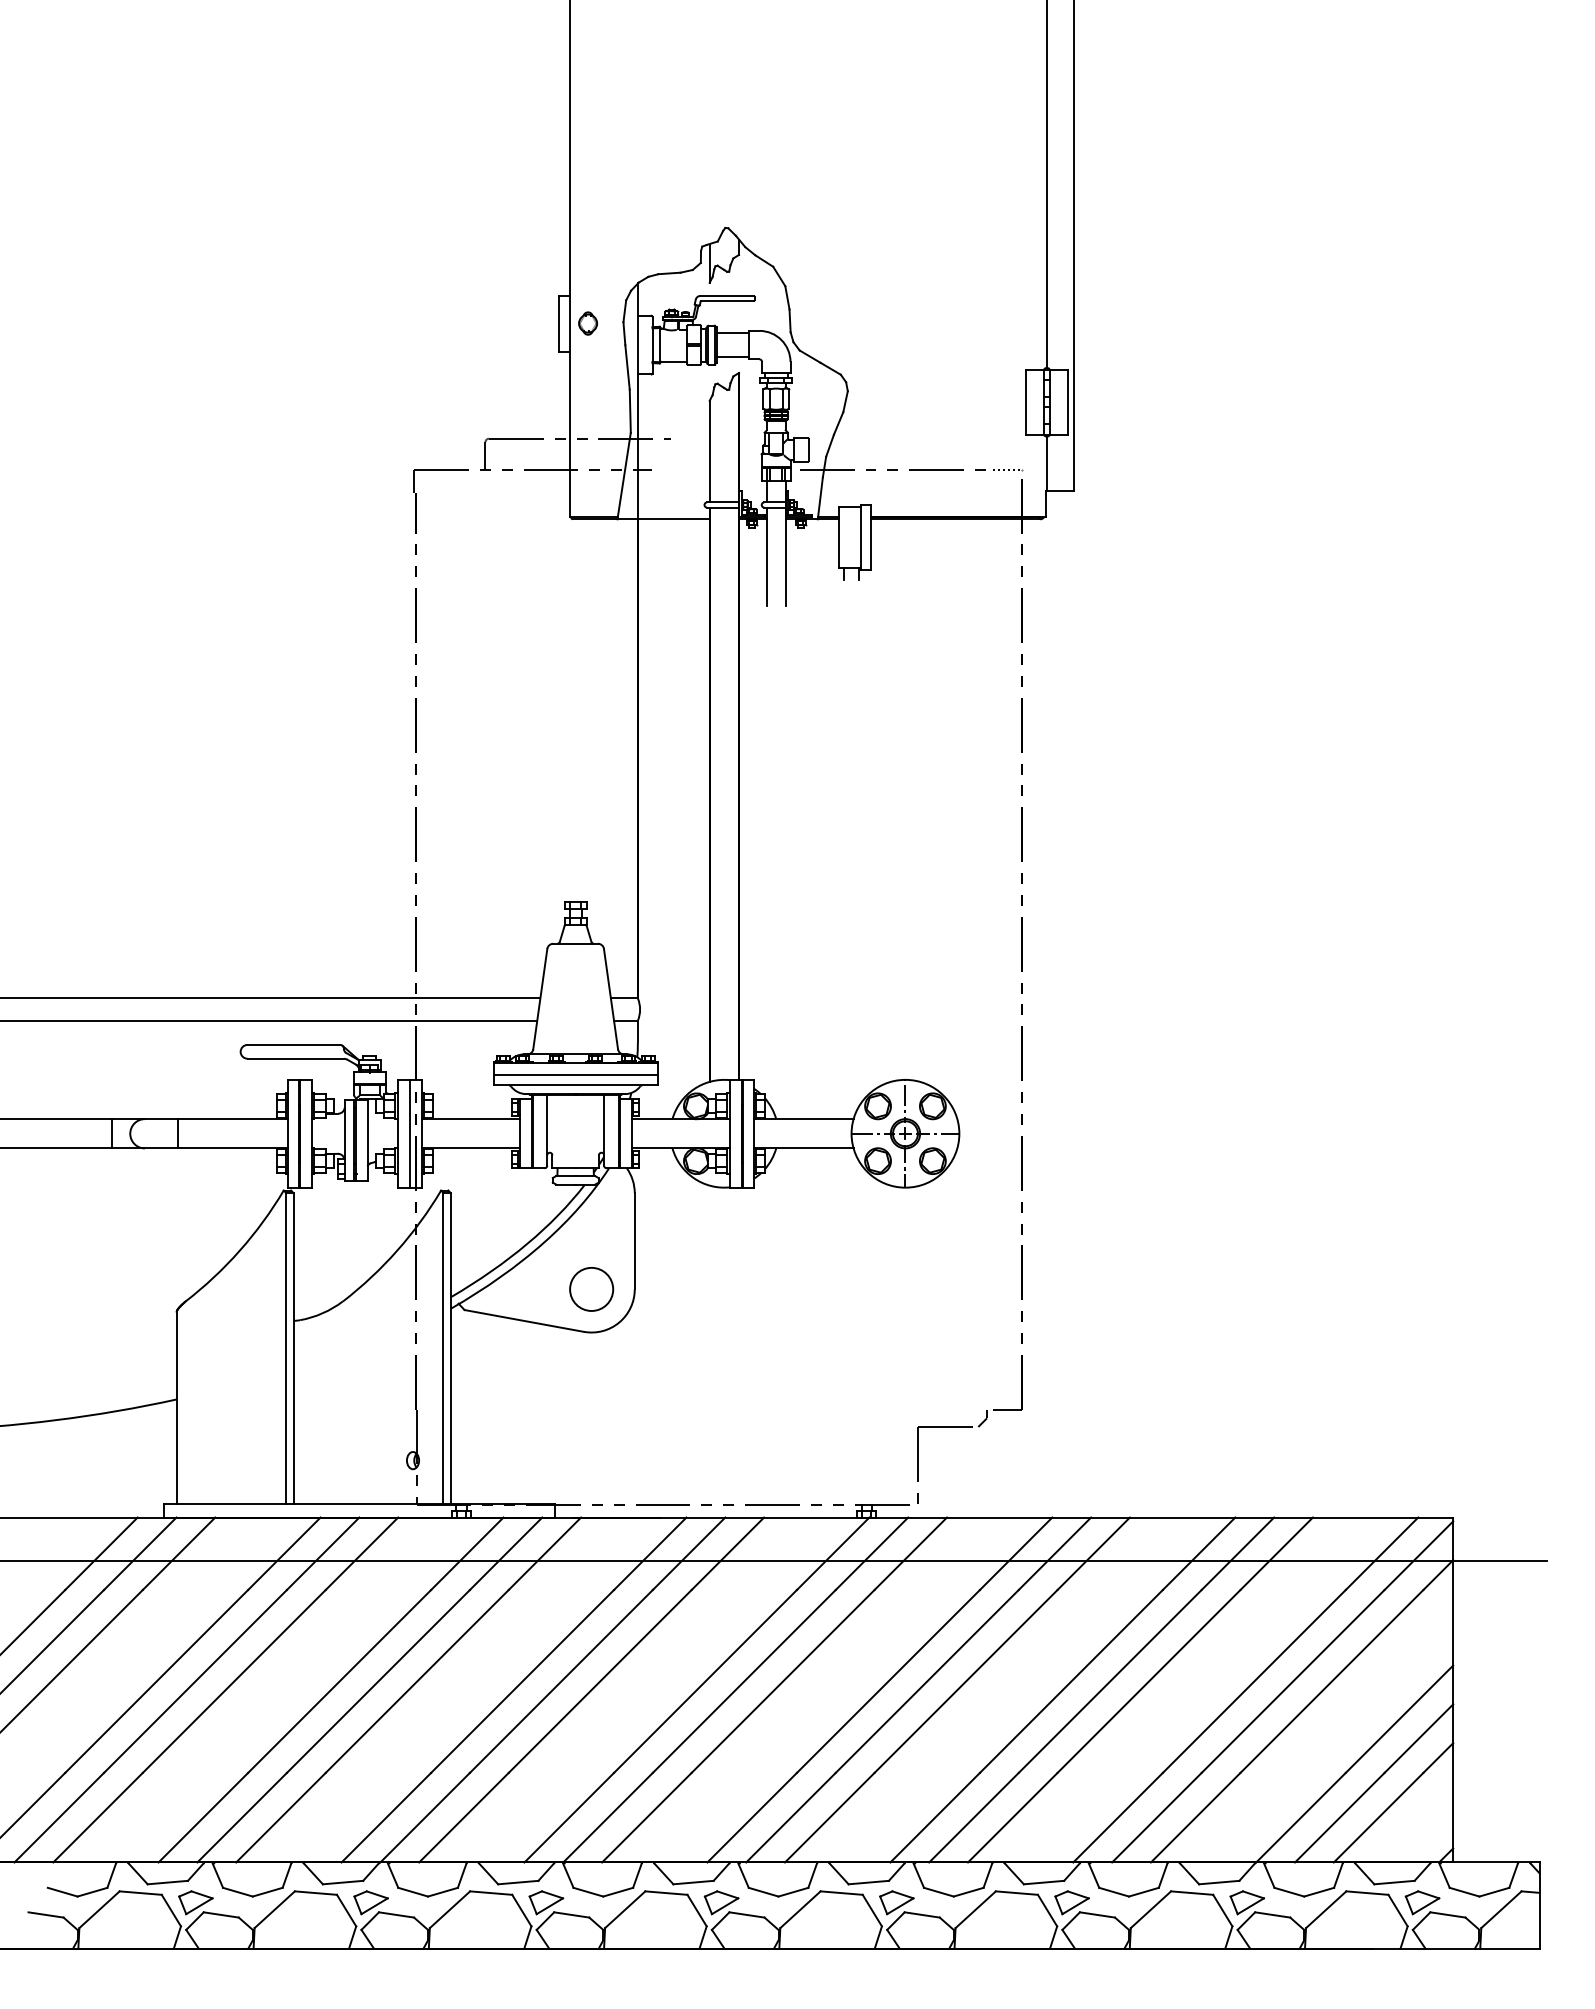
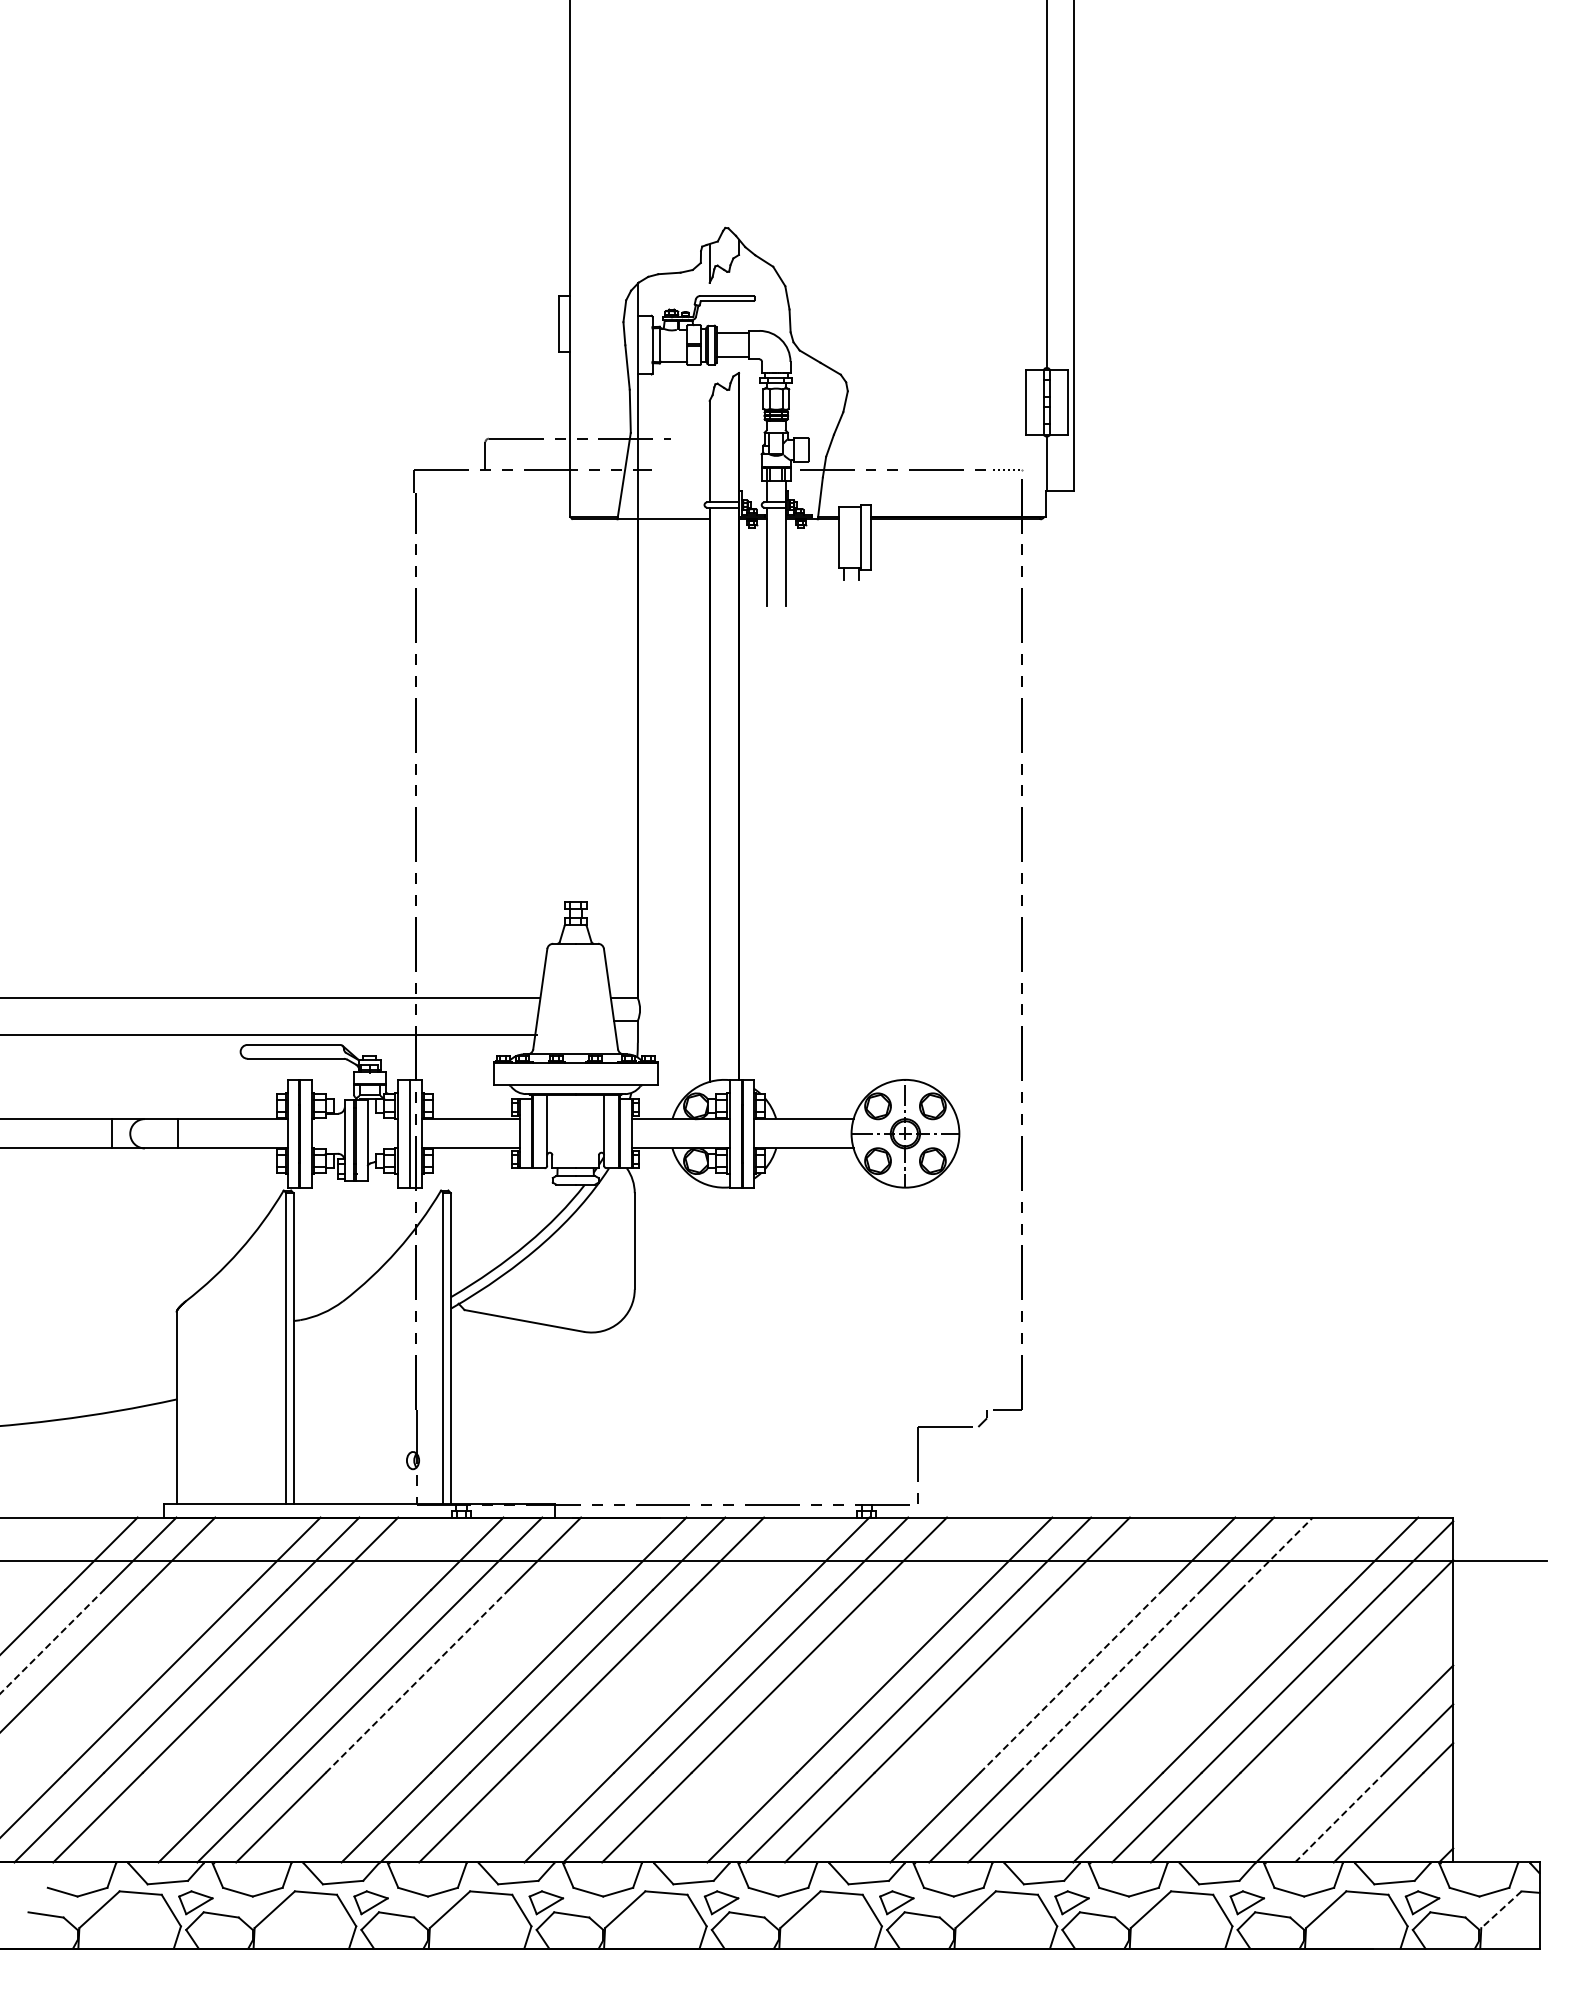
part: present -> none (587, 323)
line position: (269, 1020) -> (269, 1034) (269, 1034)
line: present -> none (575, 1075)
circle: present -> none (591, 1289)
line: solid -> dashed (1277, 1553)
line: solid -> dashed (52, 1641)
line: solid -> dashed (417, 1681)
line: solid -> dashed (1071, 1681)
line: solid -> dashed (1110, 1681)
line: solid -> dashed (1340, 1817)
line: solid -> dashed (1501, 1910)
